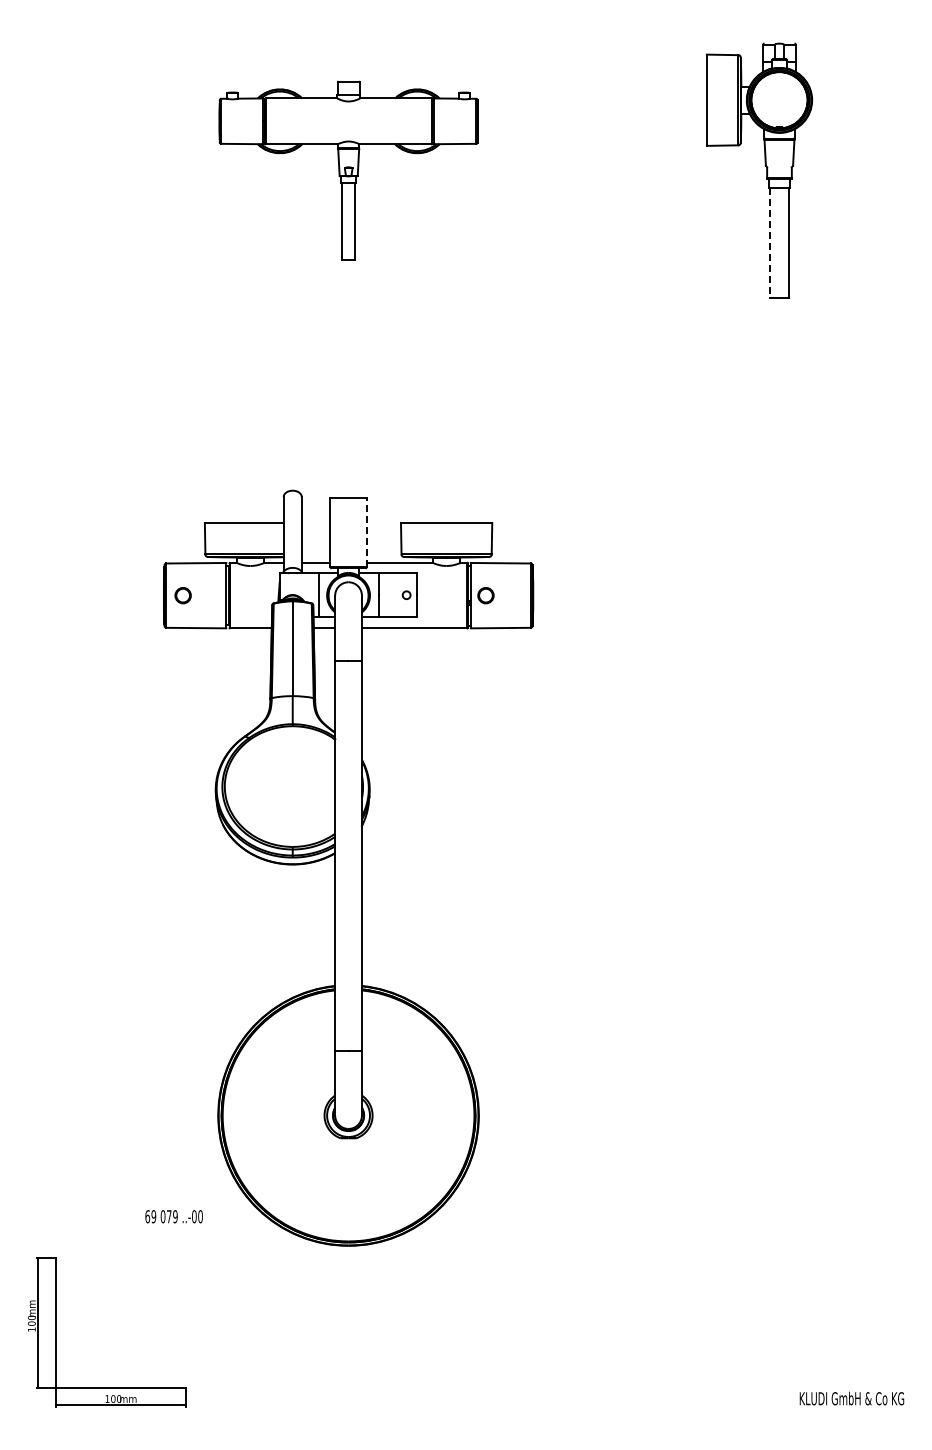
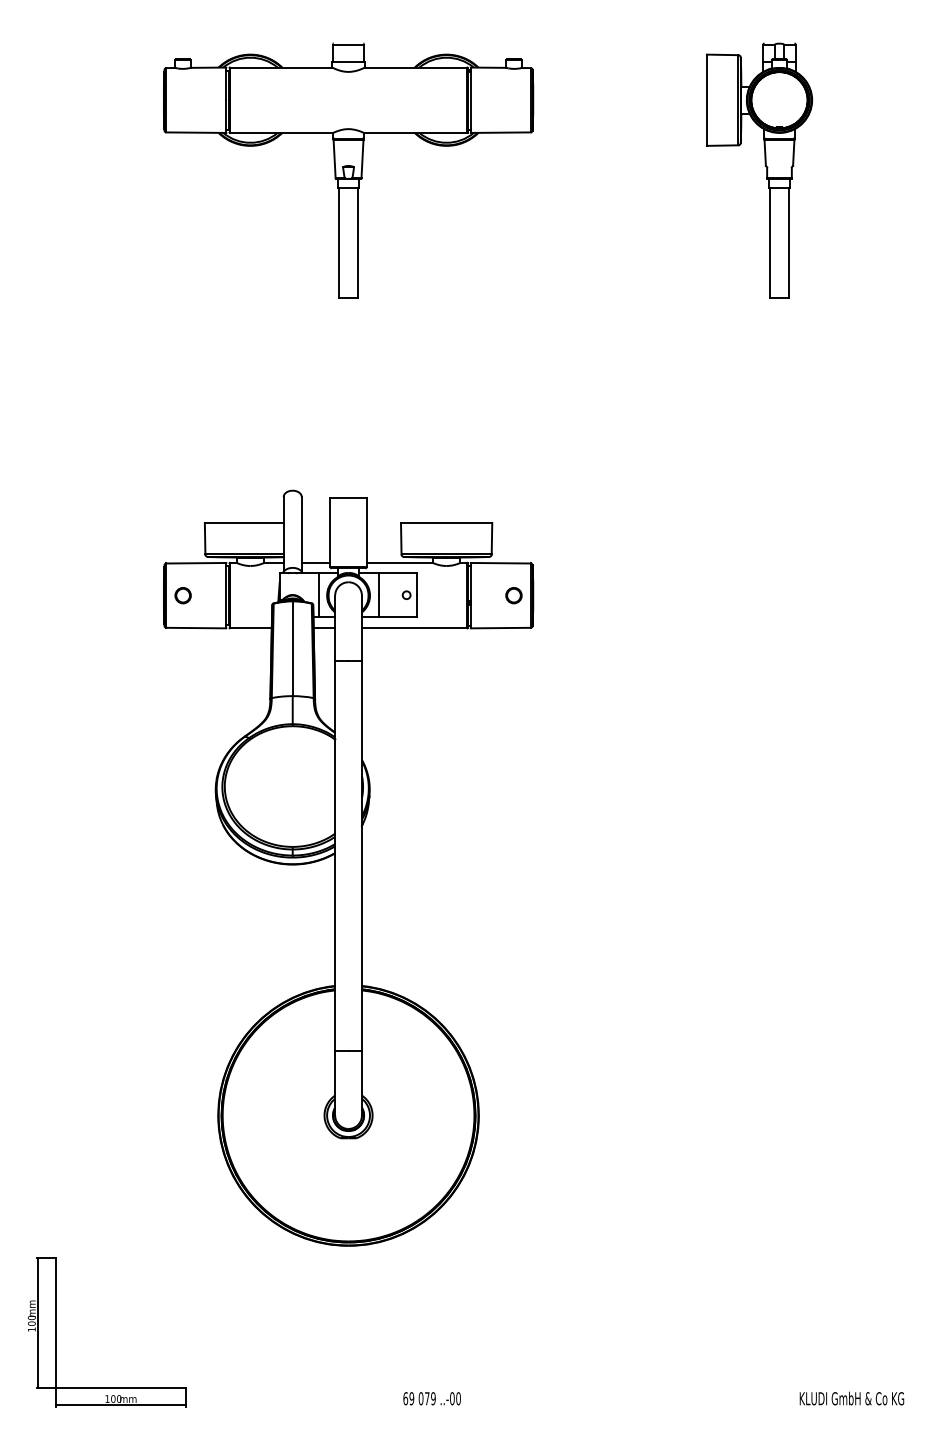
part size: 261x181 px -> 372x257 px (348, 170)
line: dashed -> solid (770, 243)
line: dashed -> solid (366, 532)
circle position: (485, 595) -> (513, 595) (513, 595)
text position: (173, 1216) -> (431, 1398) (431, 1398)
